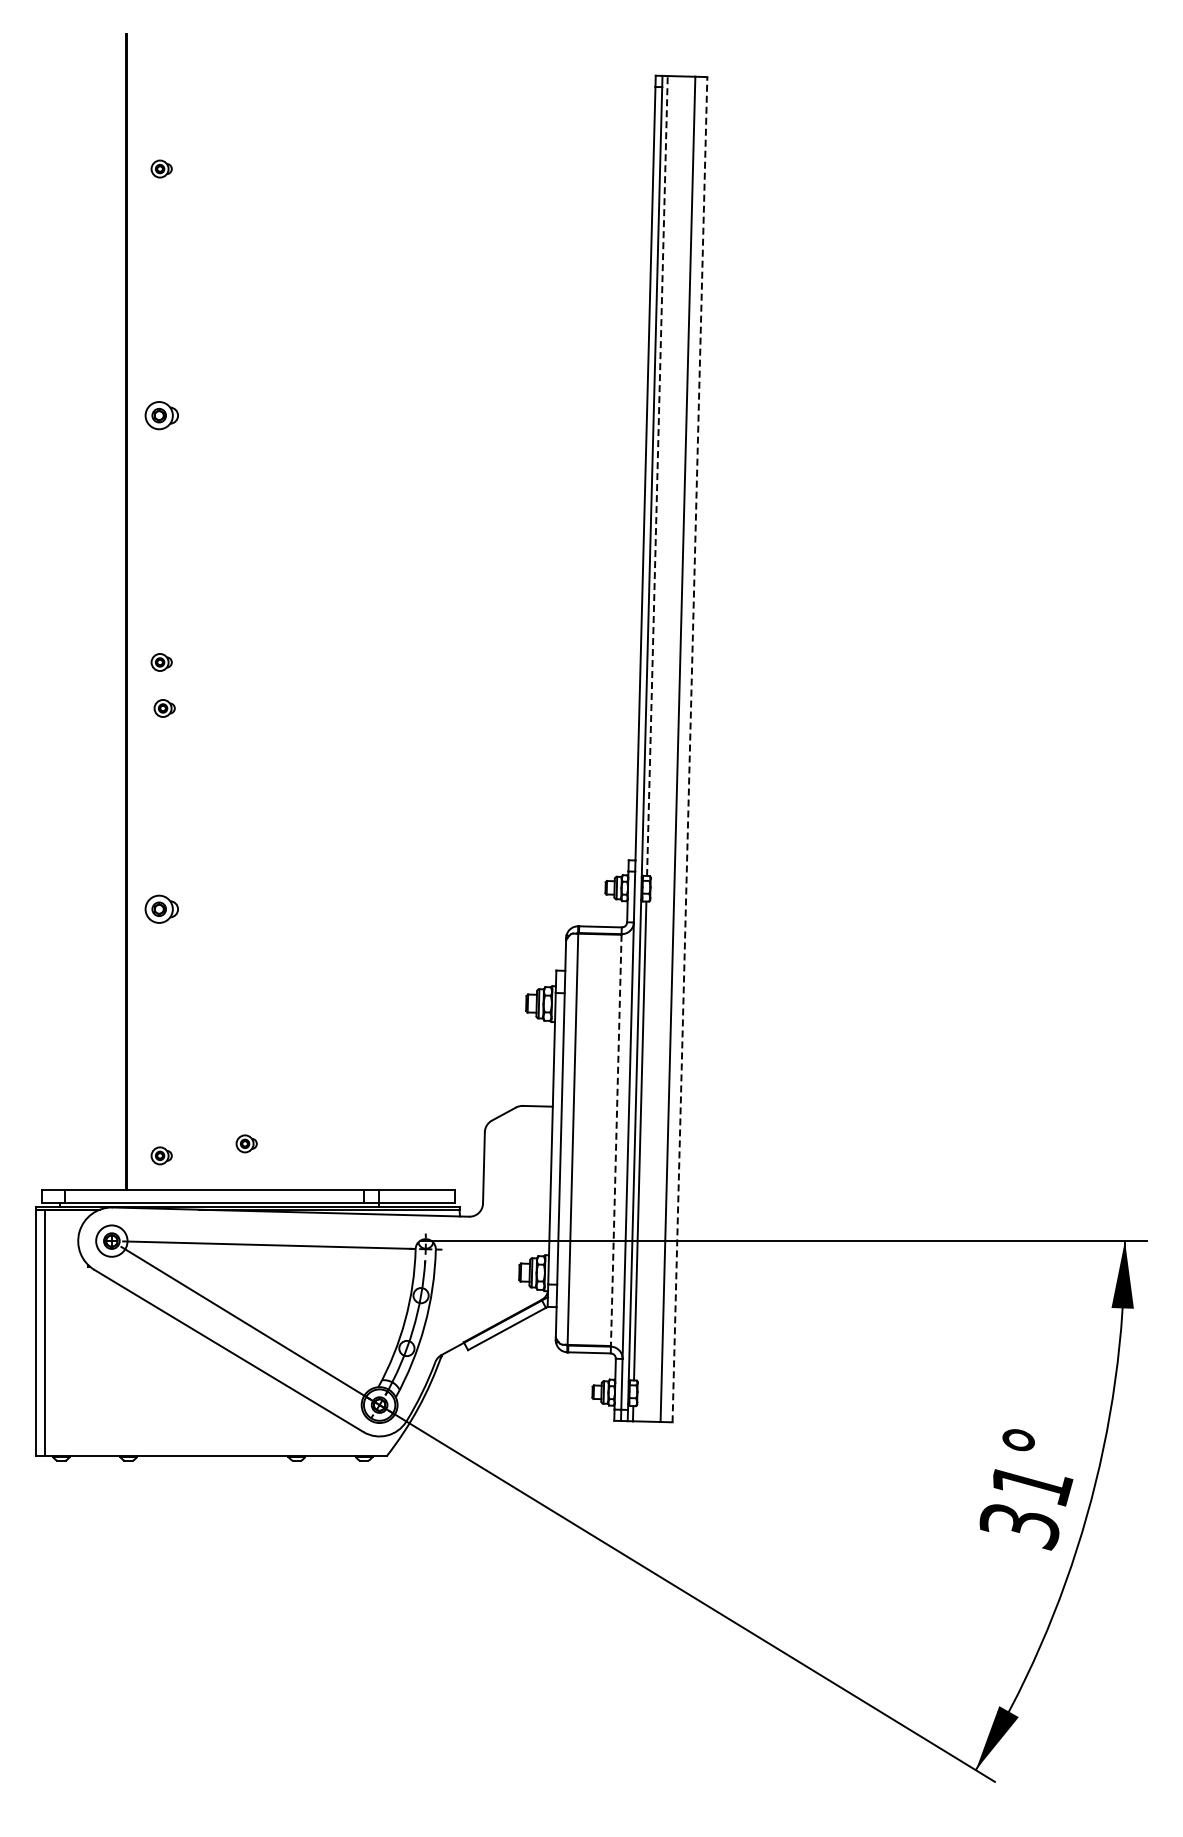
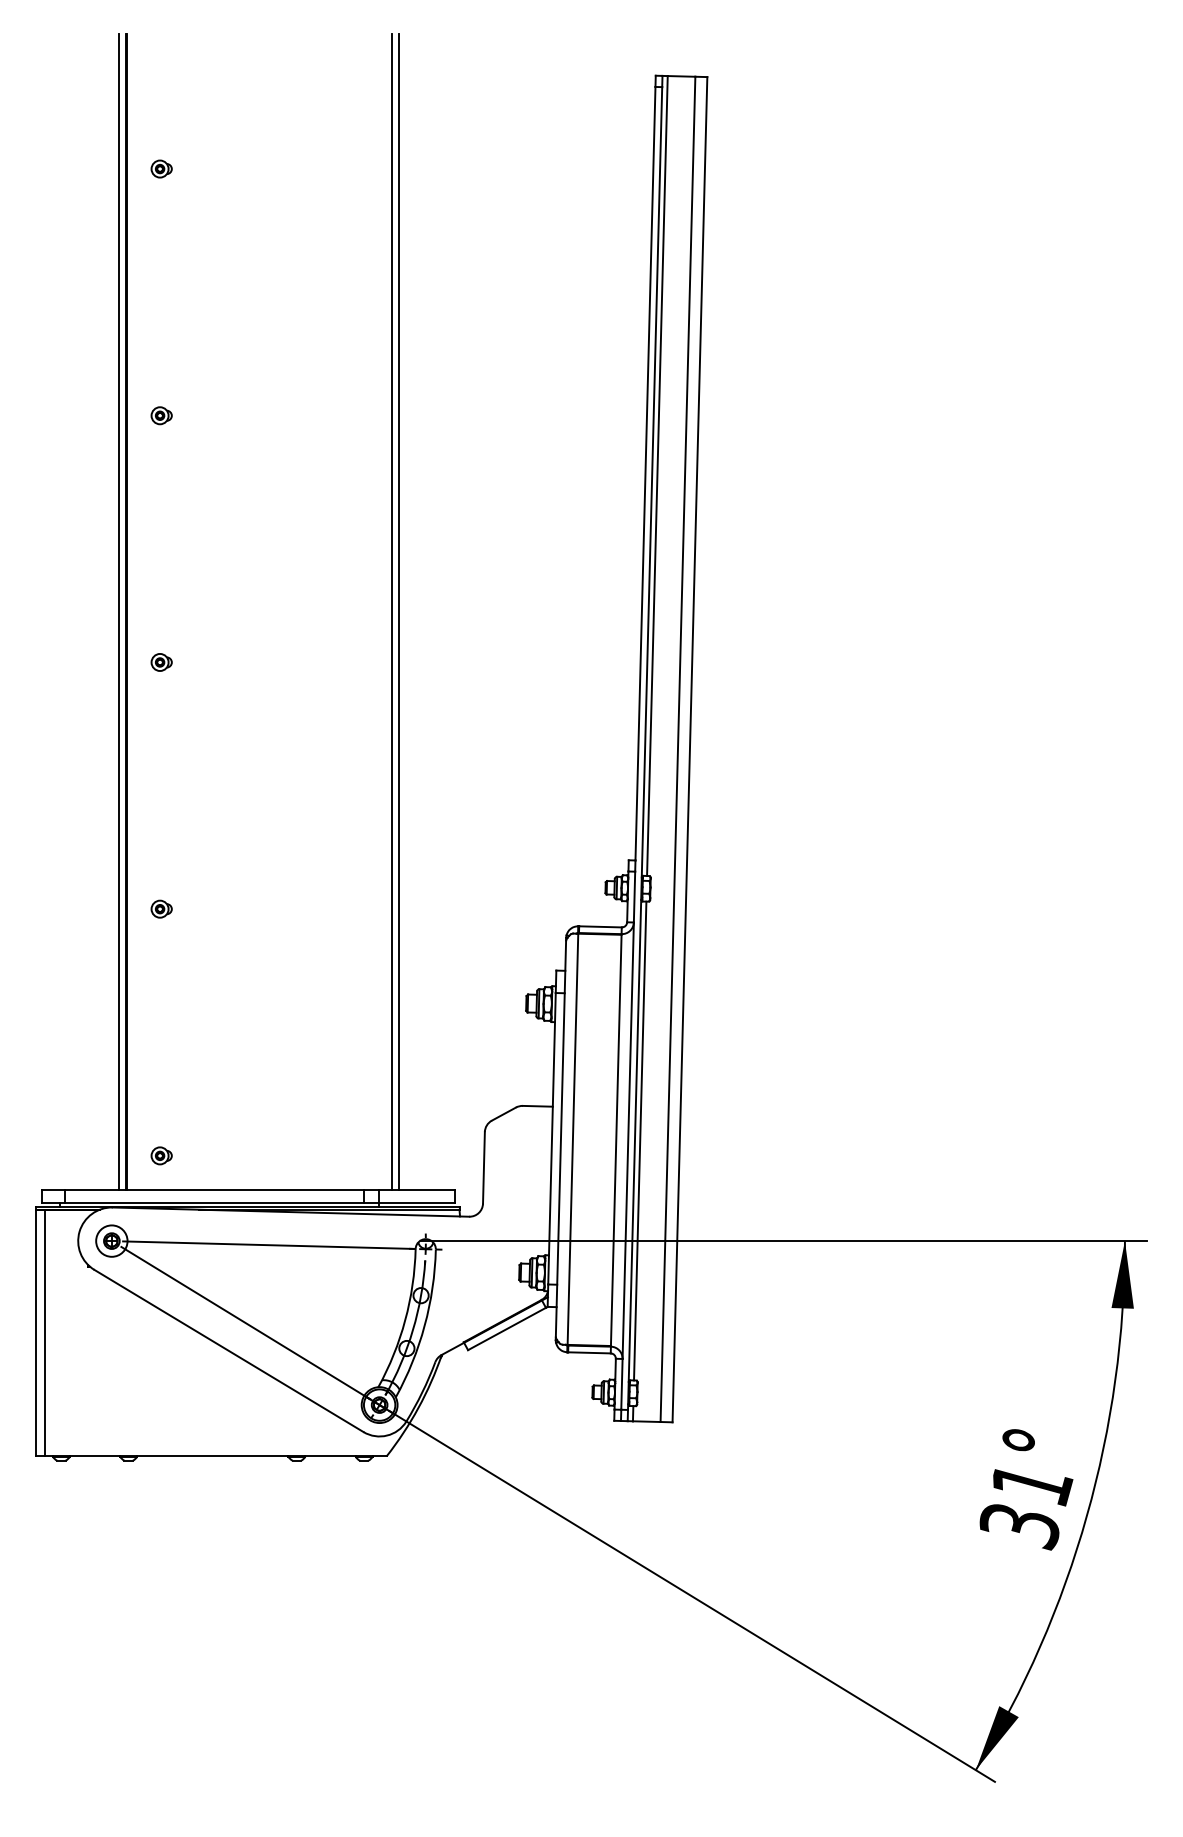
part size: 35x30 px -> 23x20 px (161, 415)
line: dashed -> solid (657, 475)
line: none -> present (118, 611)
line: none -> present (392, 611)
line: none -> present (398, 611)
part: present -> none (164, 708)
line: dashed -> solid (689, 749)
part size: 35x30 px -> 23x20 px (161, 908)
line: dashed -> solid (616, 1140)
part: present -> none (246, 1143)
